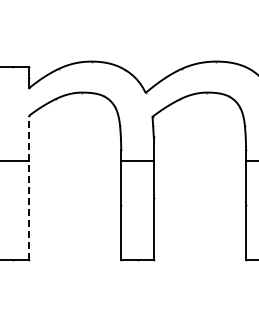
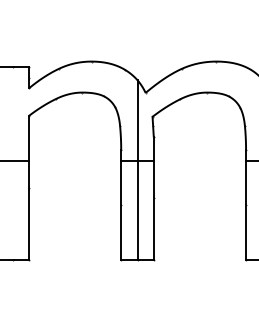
line: none -> present (137, 170)
line: dashed -> solid (28, 187)
